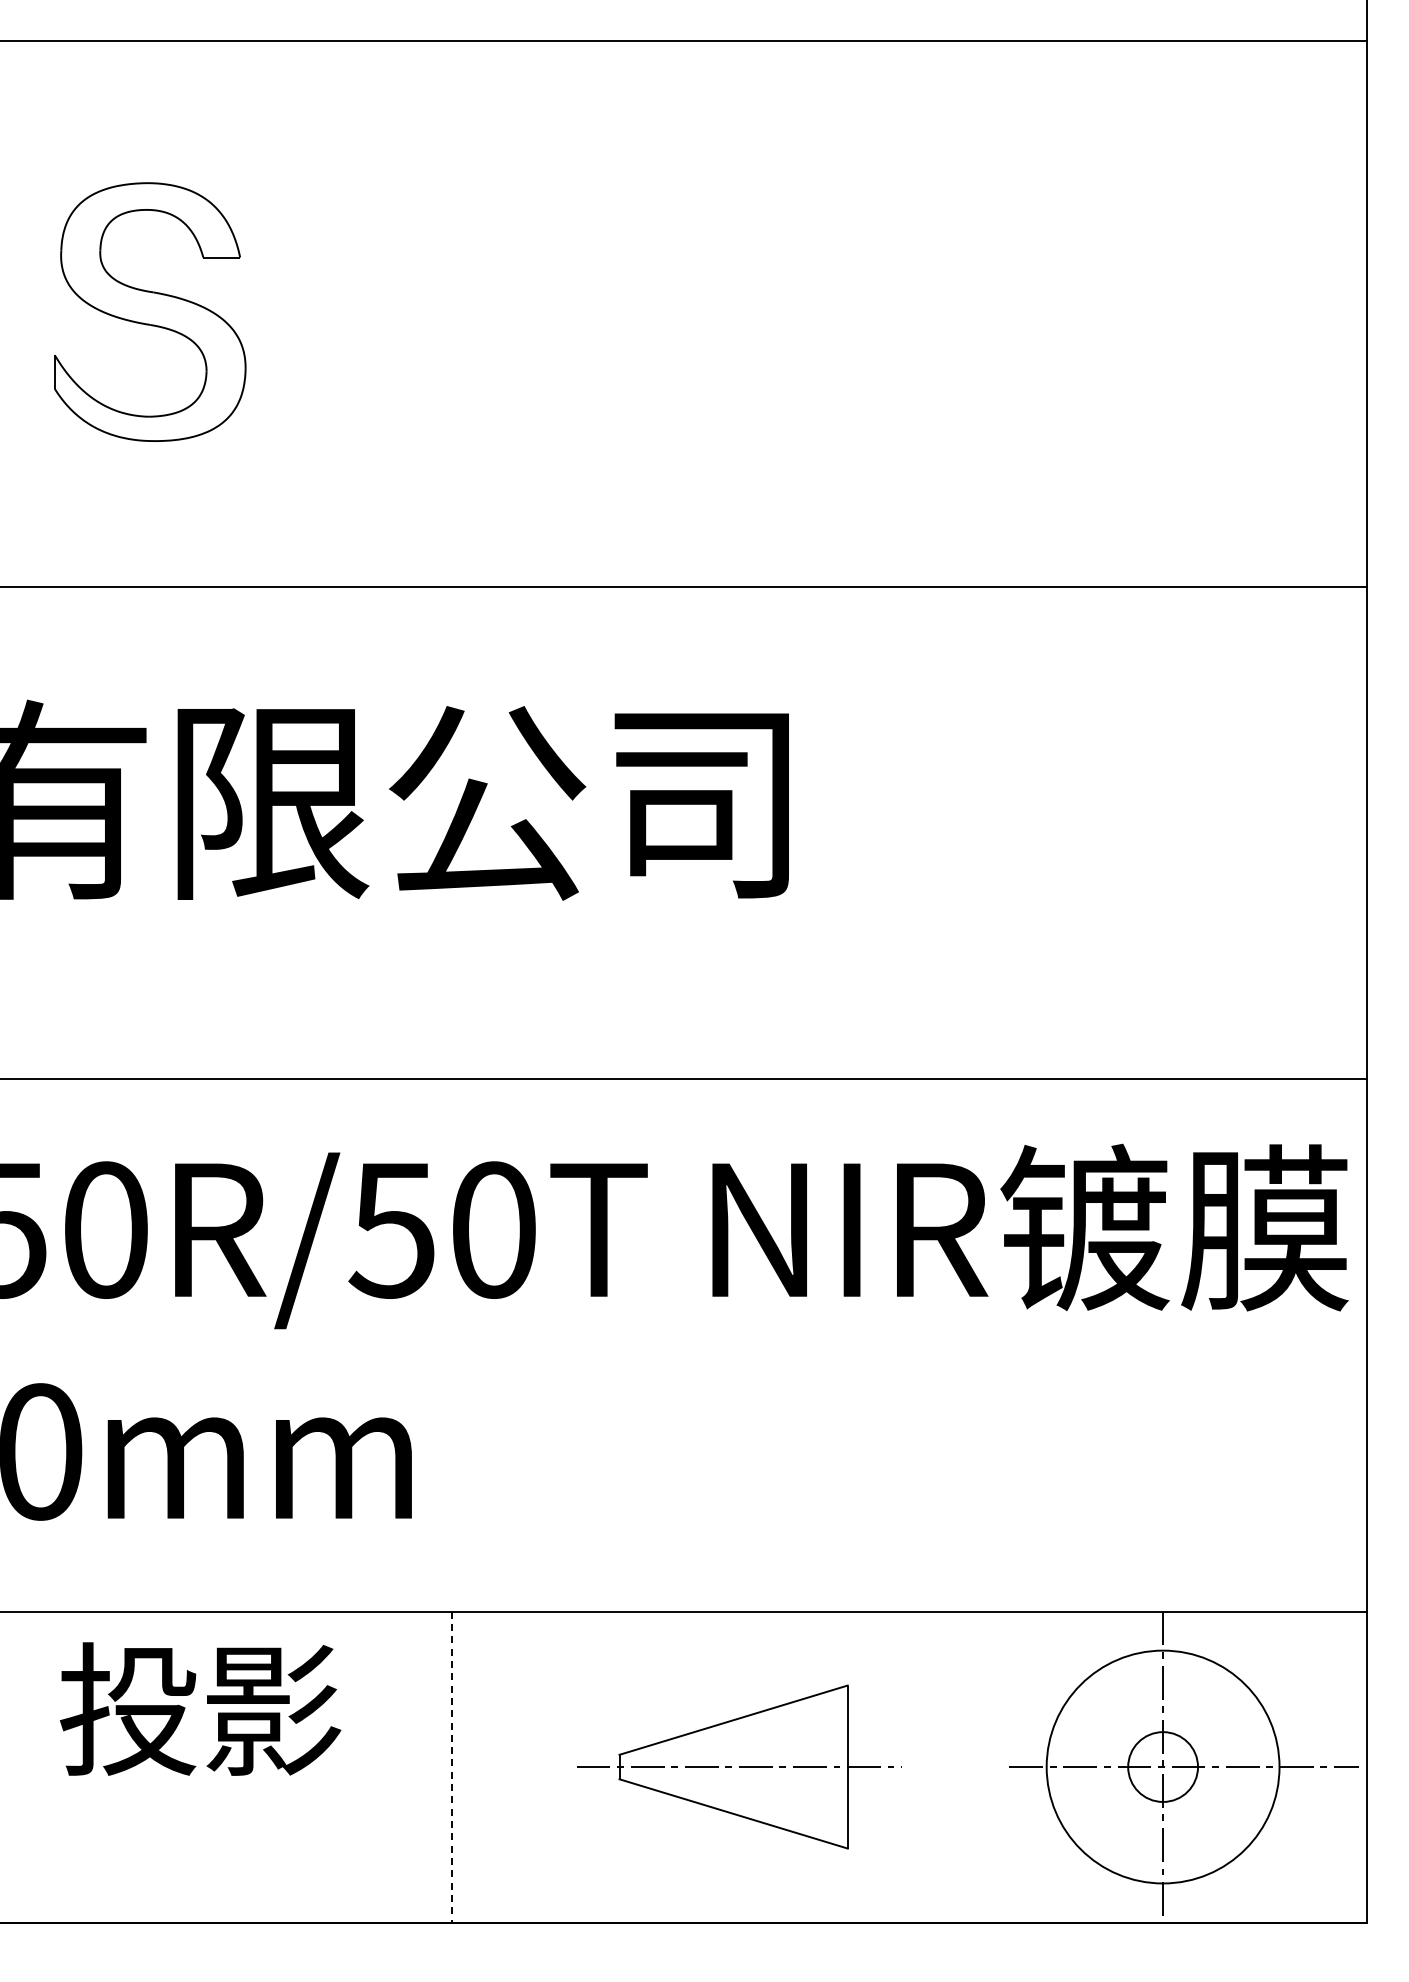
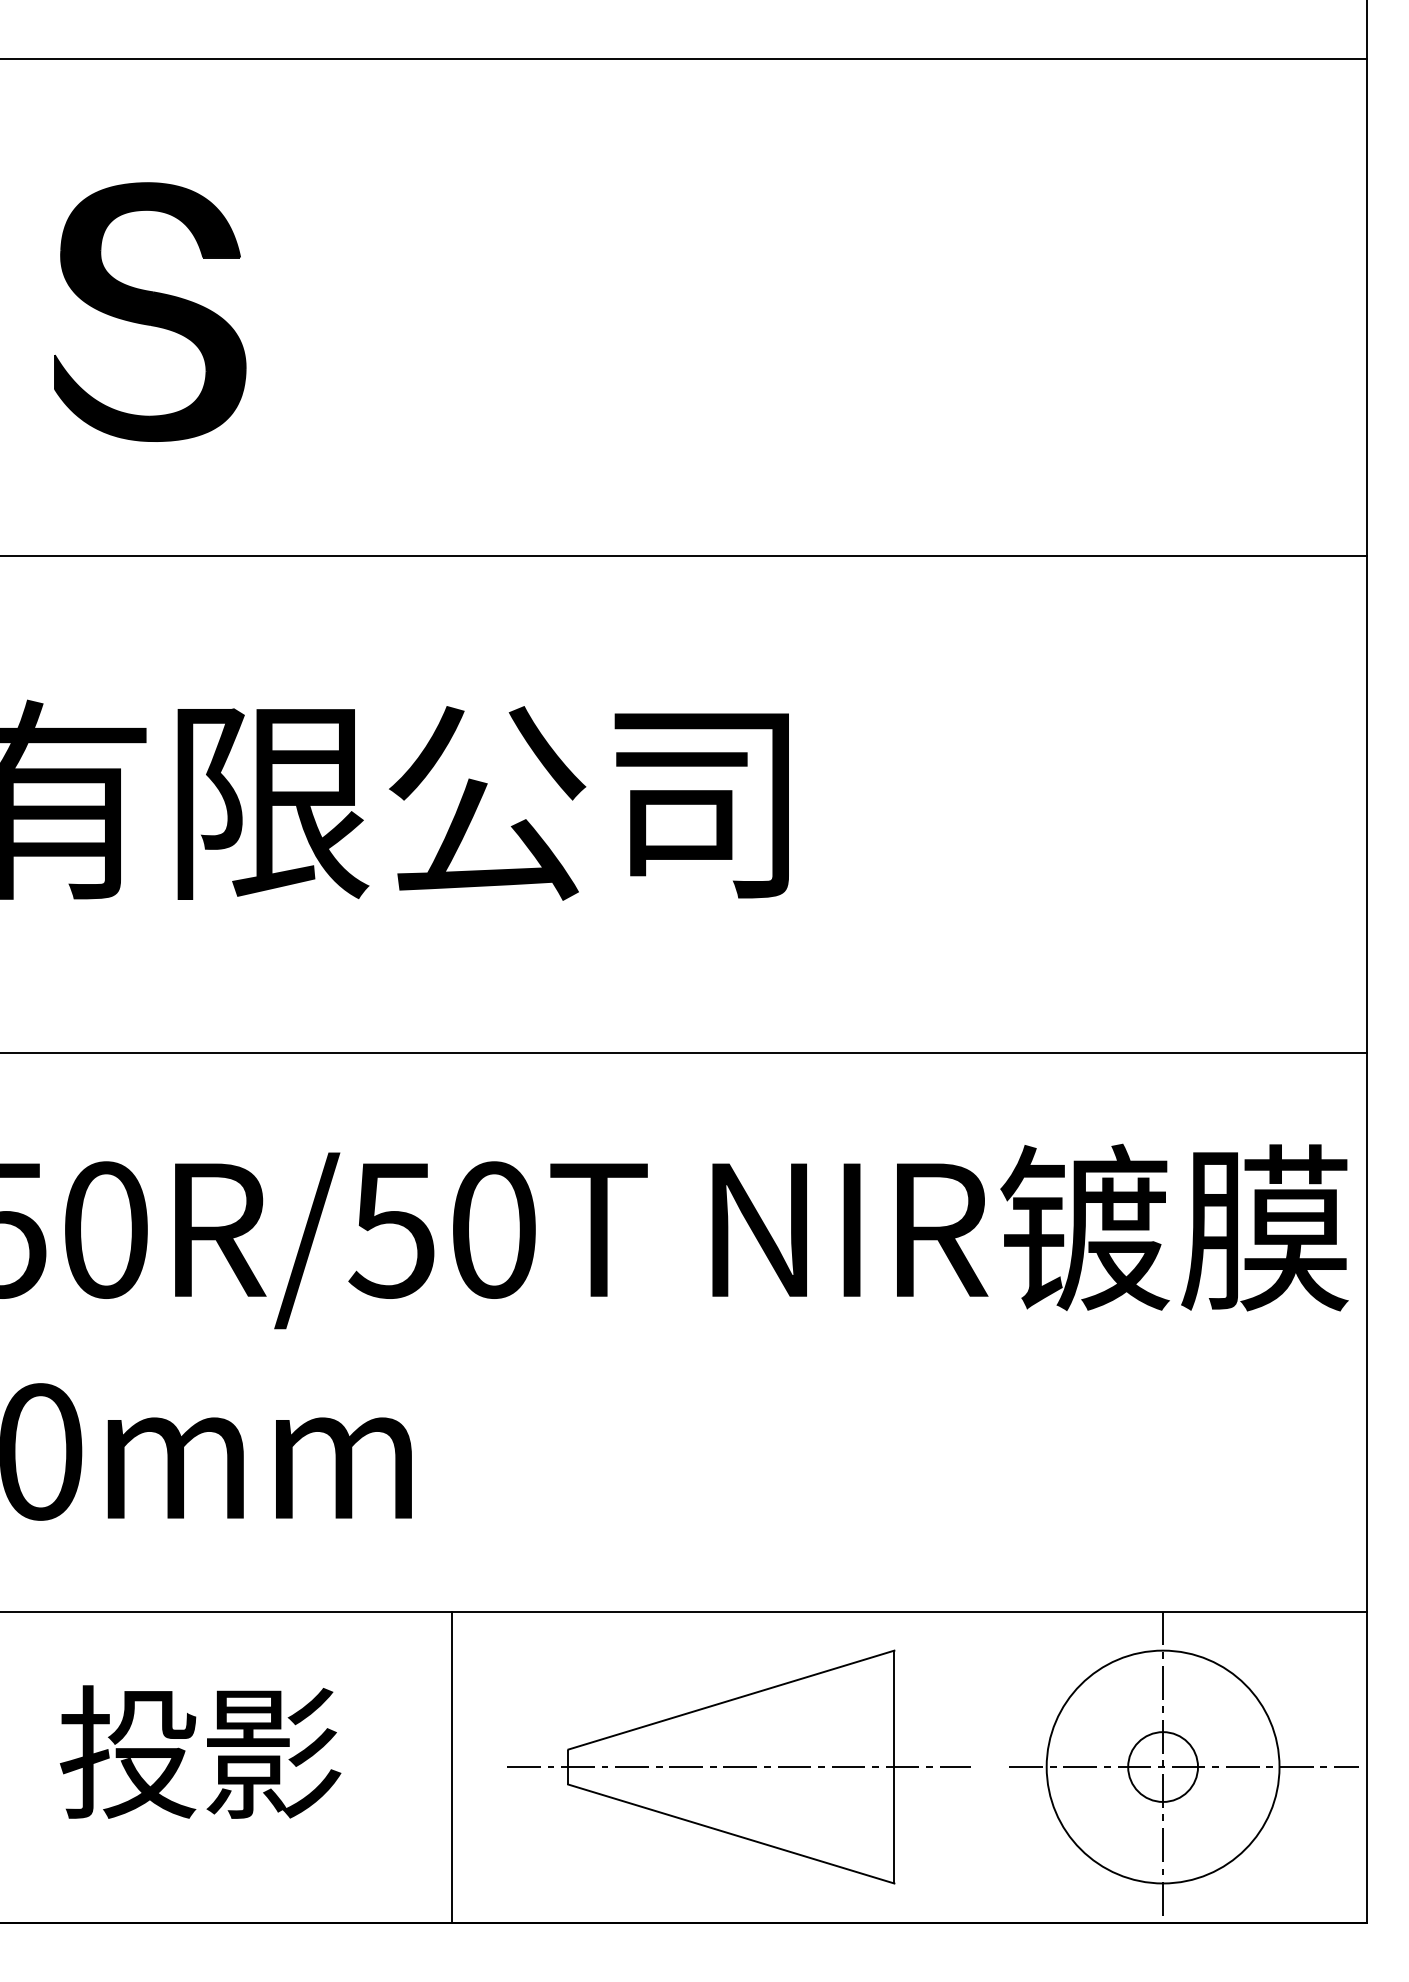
line position: (684, 41) -> (684, 59) (684, 59)
fill: none -> present (149, 312)
line position: (684, 587) -> (684, 556) (684, 556)
line position: (684, 1079) -> (684, 1053) (684, 1053)
text position: (200, 1708) -> (200, 1751) (200, 1751)
part size: 325x166 px -> 464x236 px (738, 1766)
line: dashed -> solid (451, 1767)
